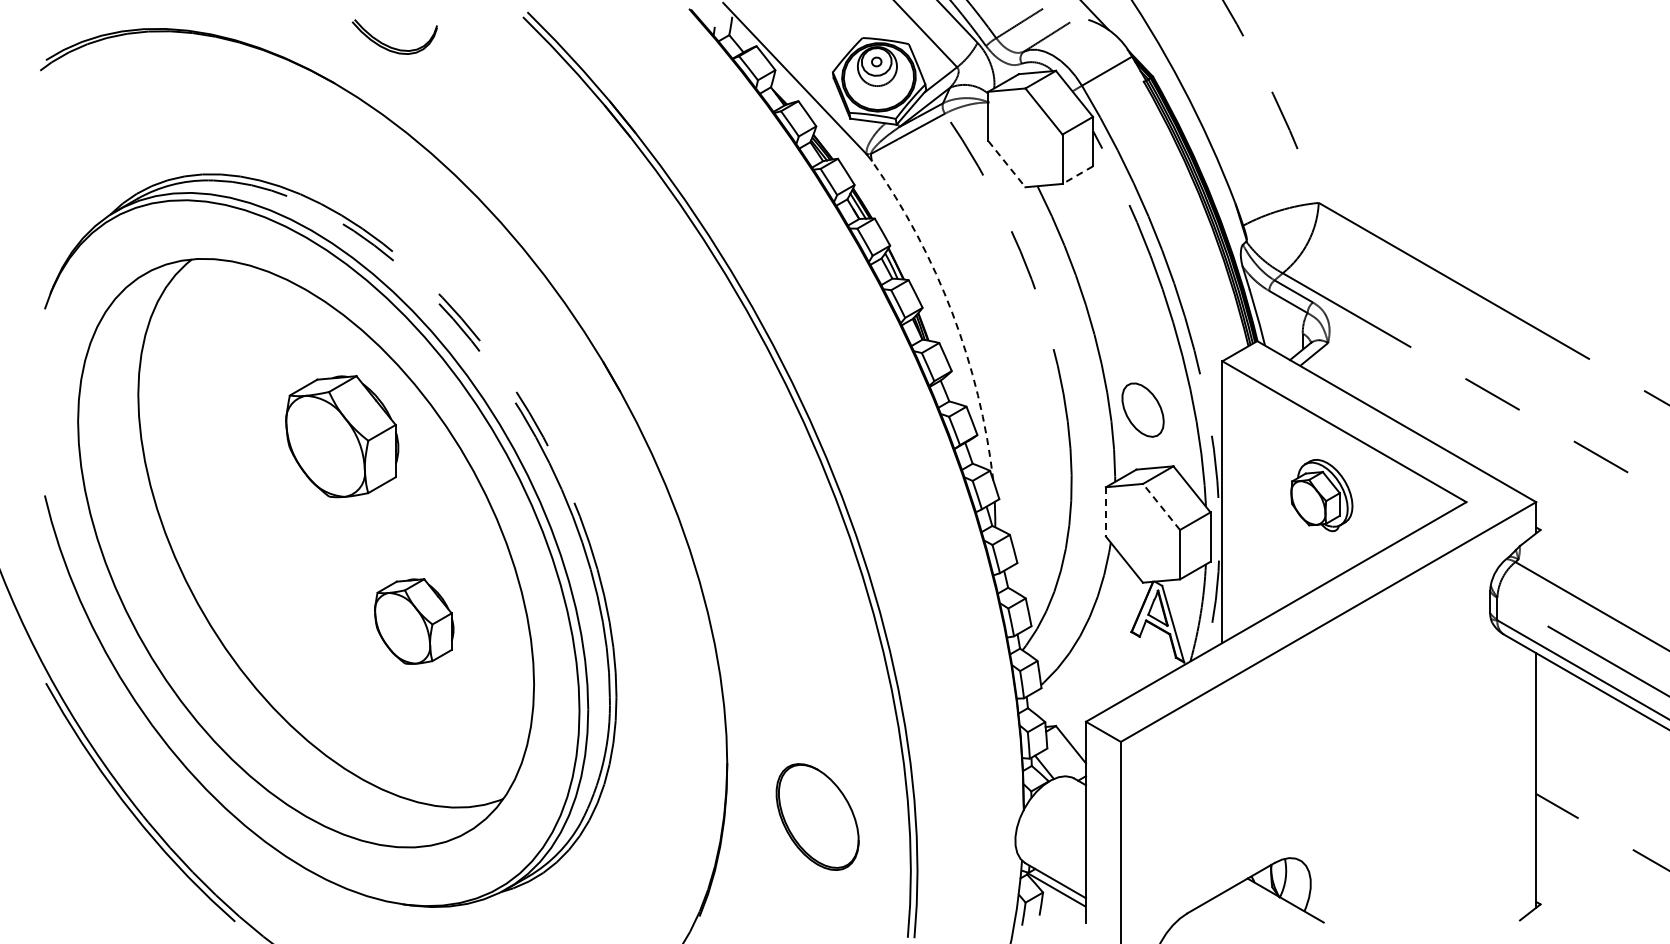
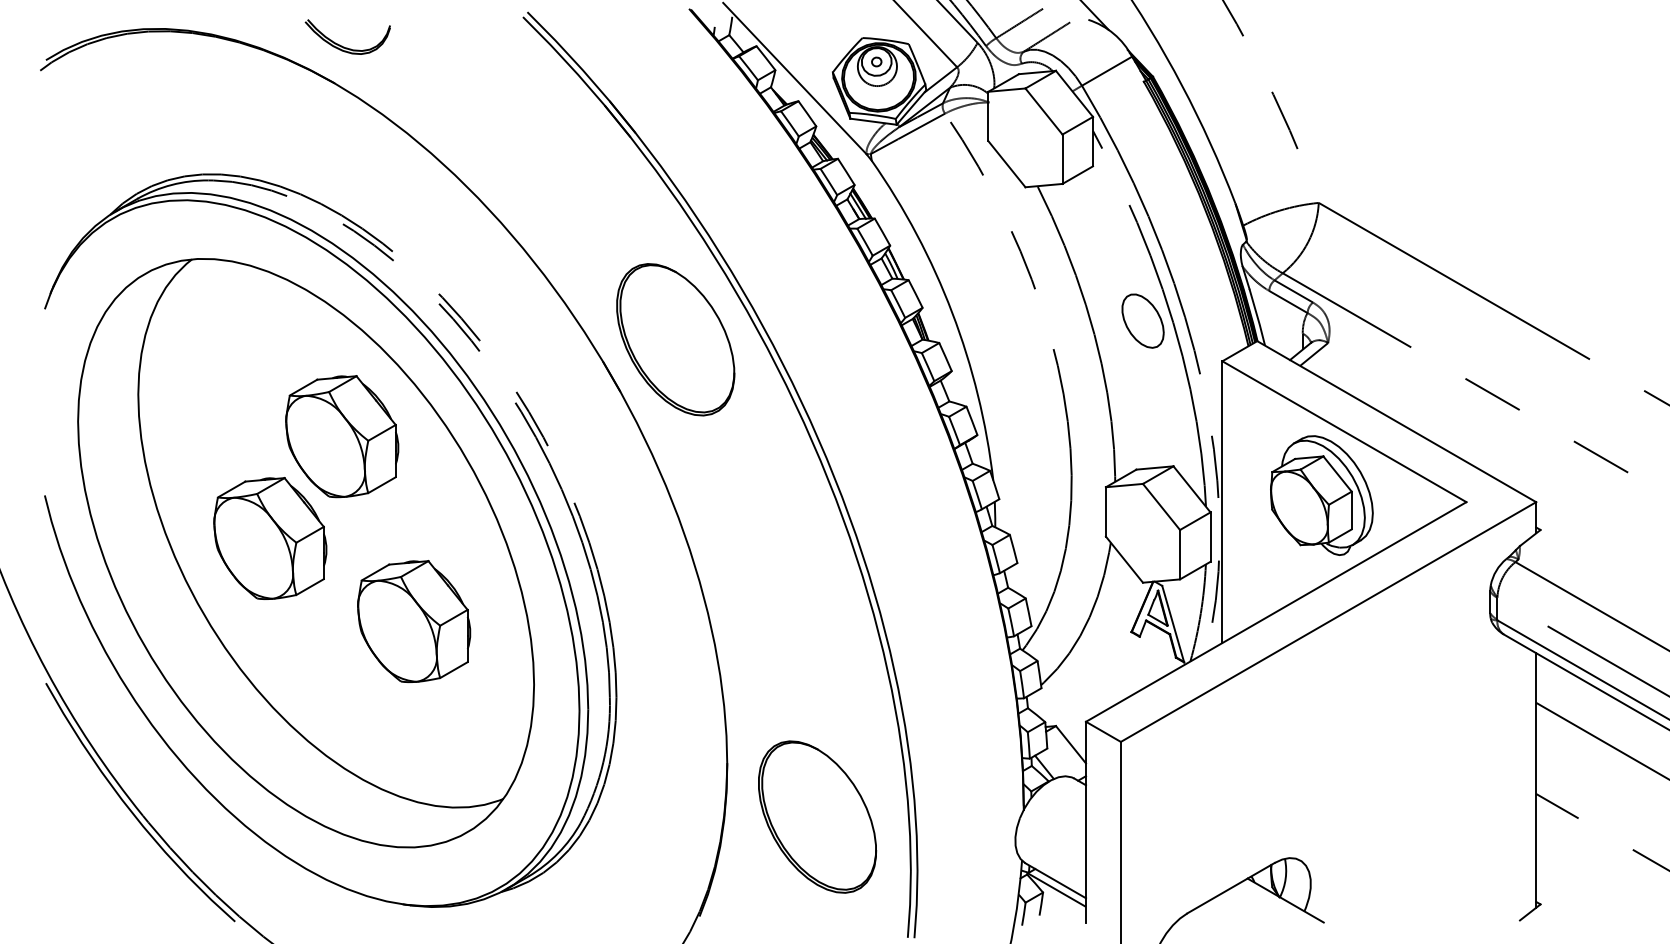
part position: (389, 45) -> (342, 45) (342, 45)
line: dashed -> solid (1006, 164)
line: dashed -> solid (1077, 175)
arc: dashed -> solid (952, 313)
part: none -> present (675, 339)
part position: (1142, 409) -> (1142, 320) (1142, 320)
part size: 64x74 px -> 104x121 px (1321, 495)
line: dashed -> solid (1161, 506)
line: dashed -> solid (1105, 511)
part: none -> present (270, 538)
part size: 81x87 px -> 115x123 px (414, 621)
line: none -> present (1601, 739)
part size: 85x108 px -> 120x154 px (817, 816)
